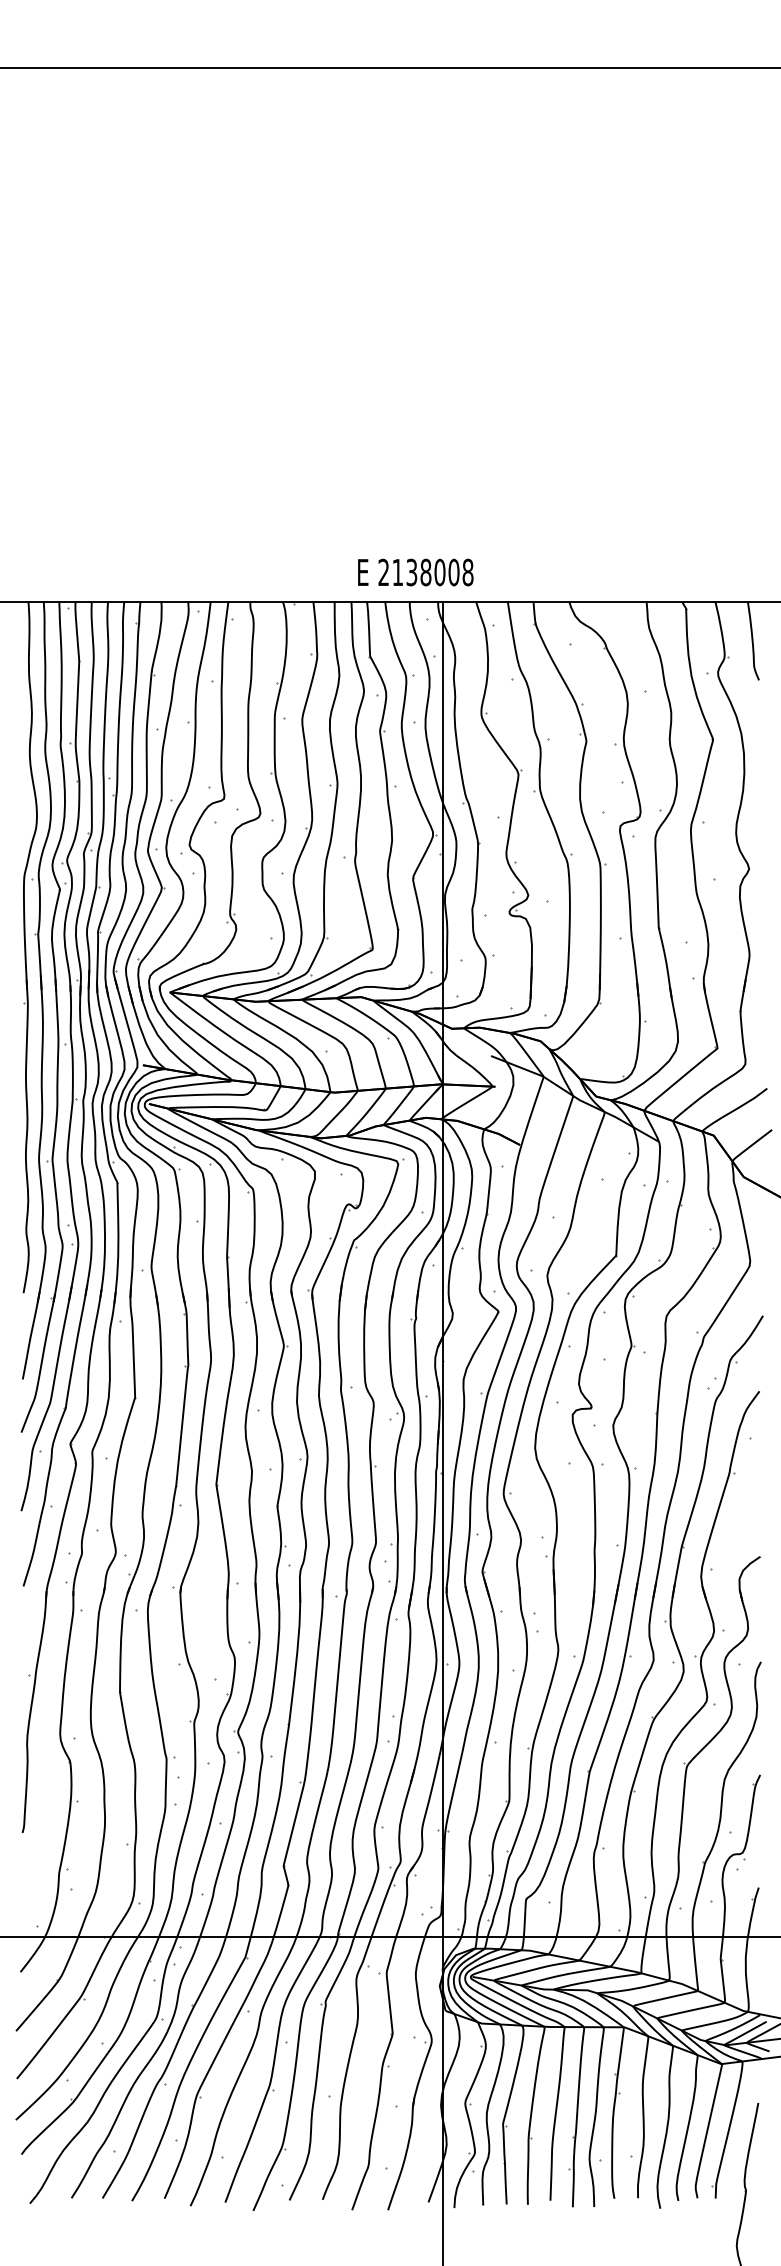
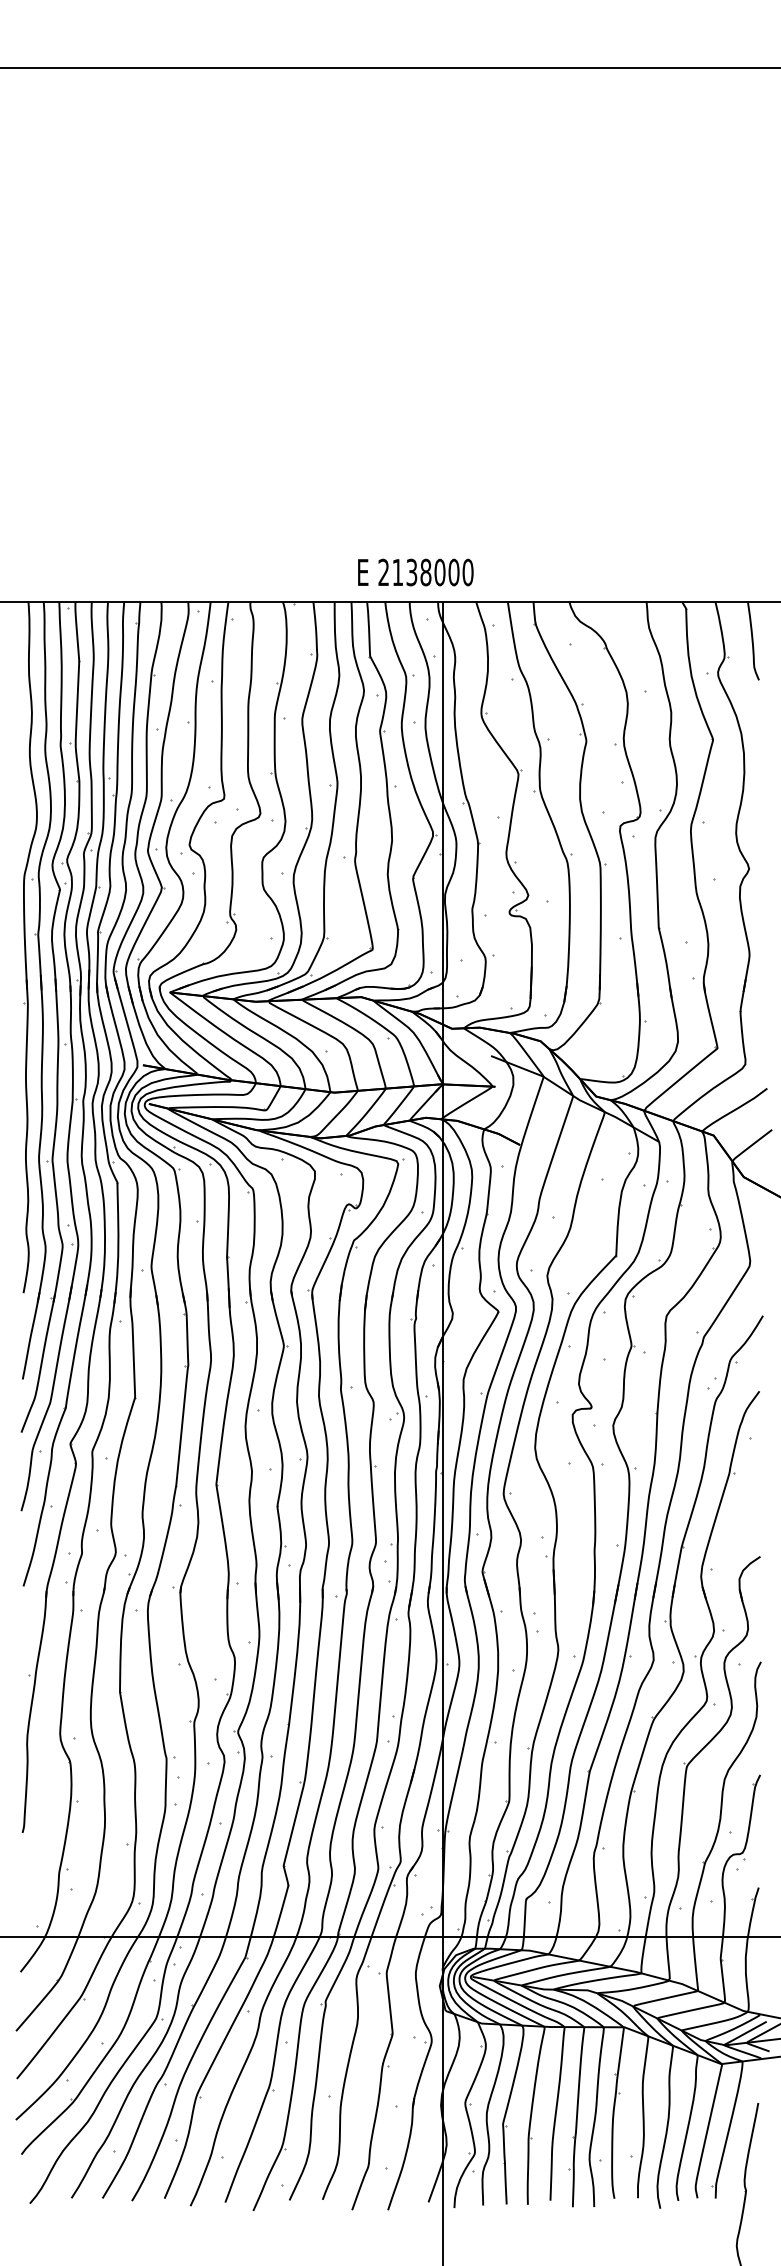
text: 2138008 -> 2138000 (467, 572)
